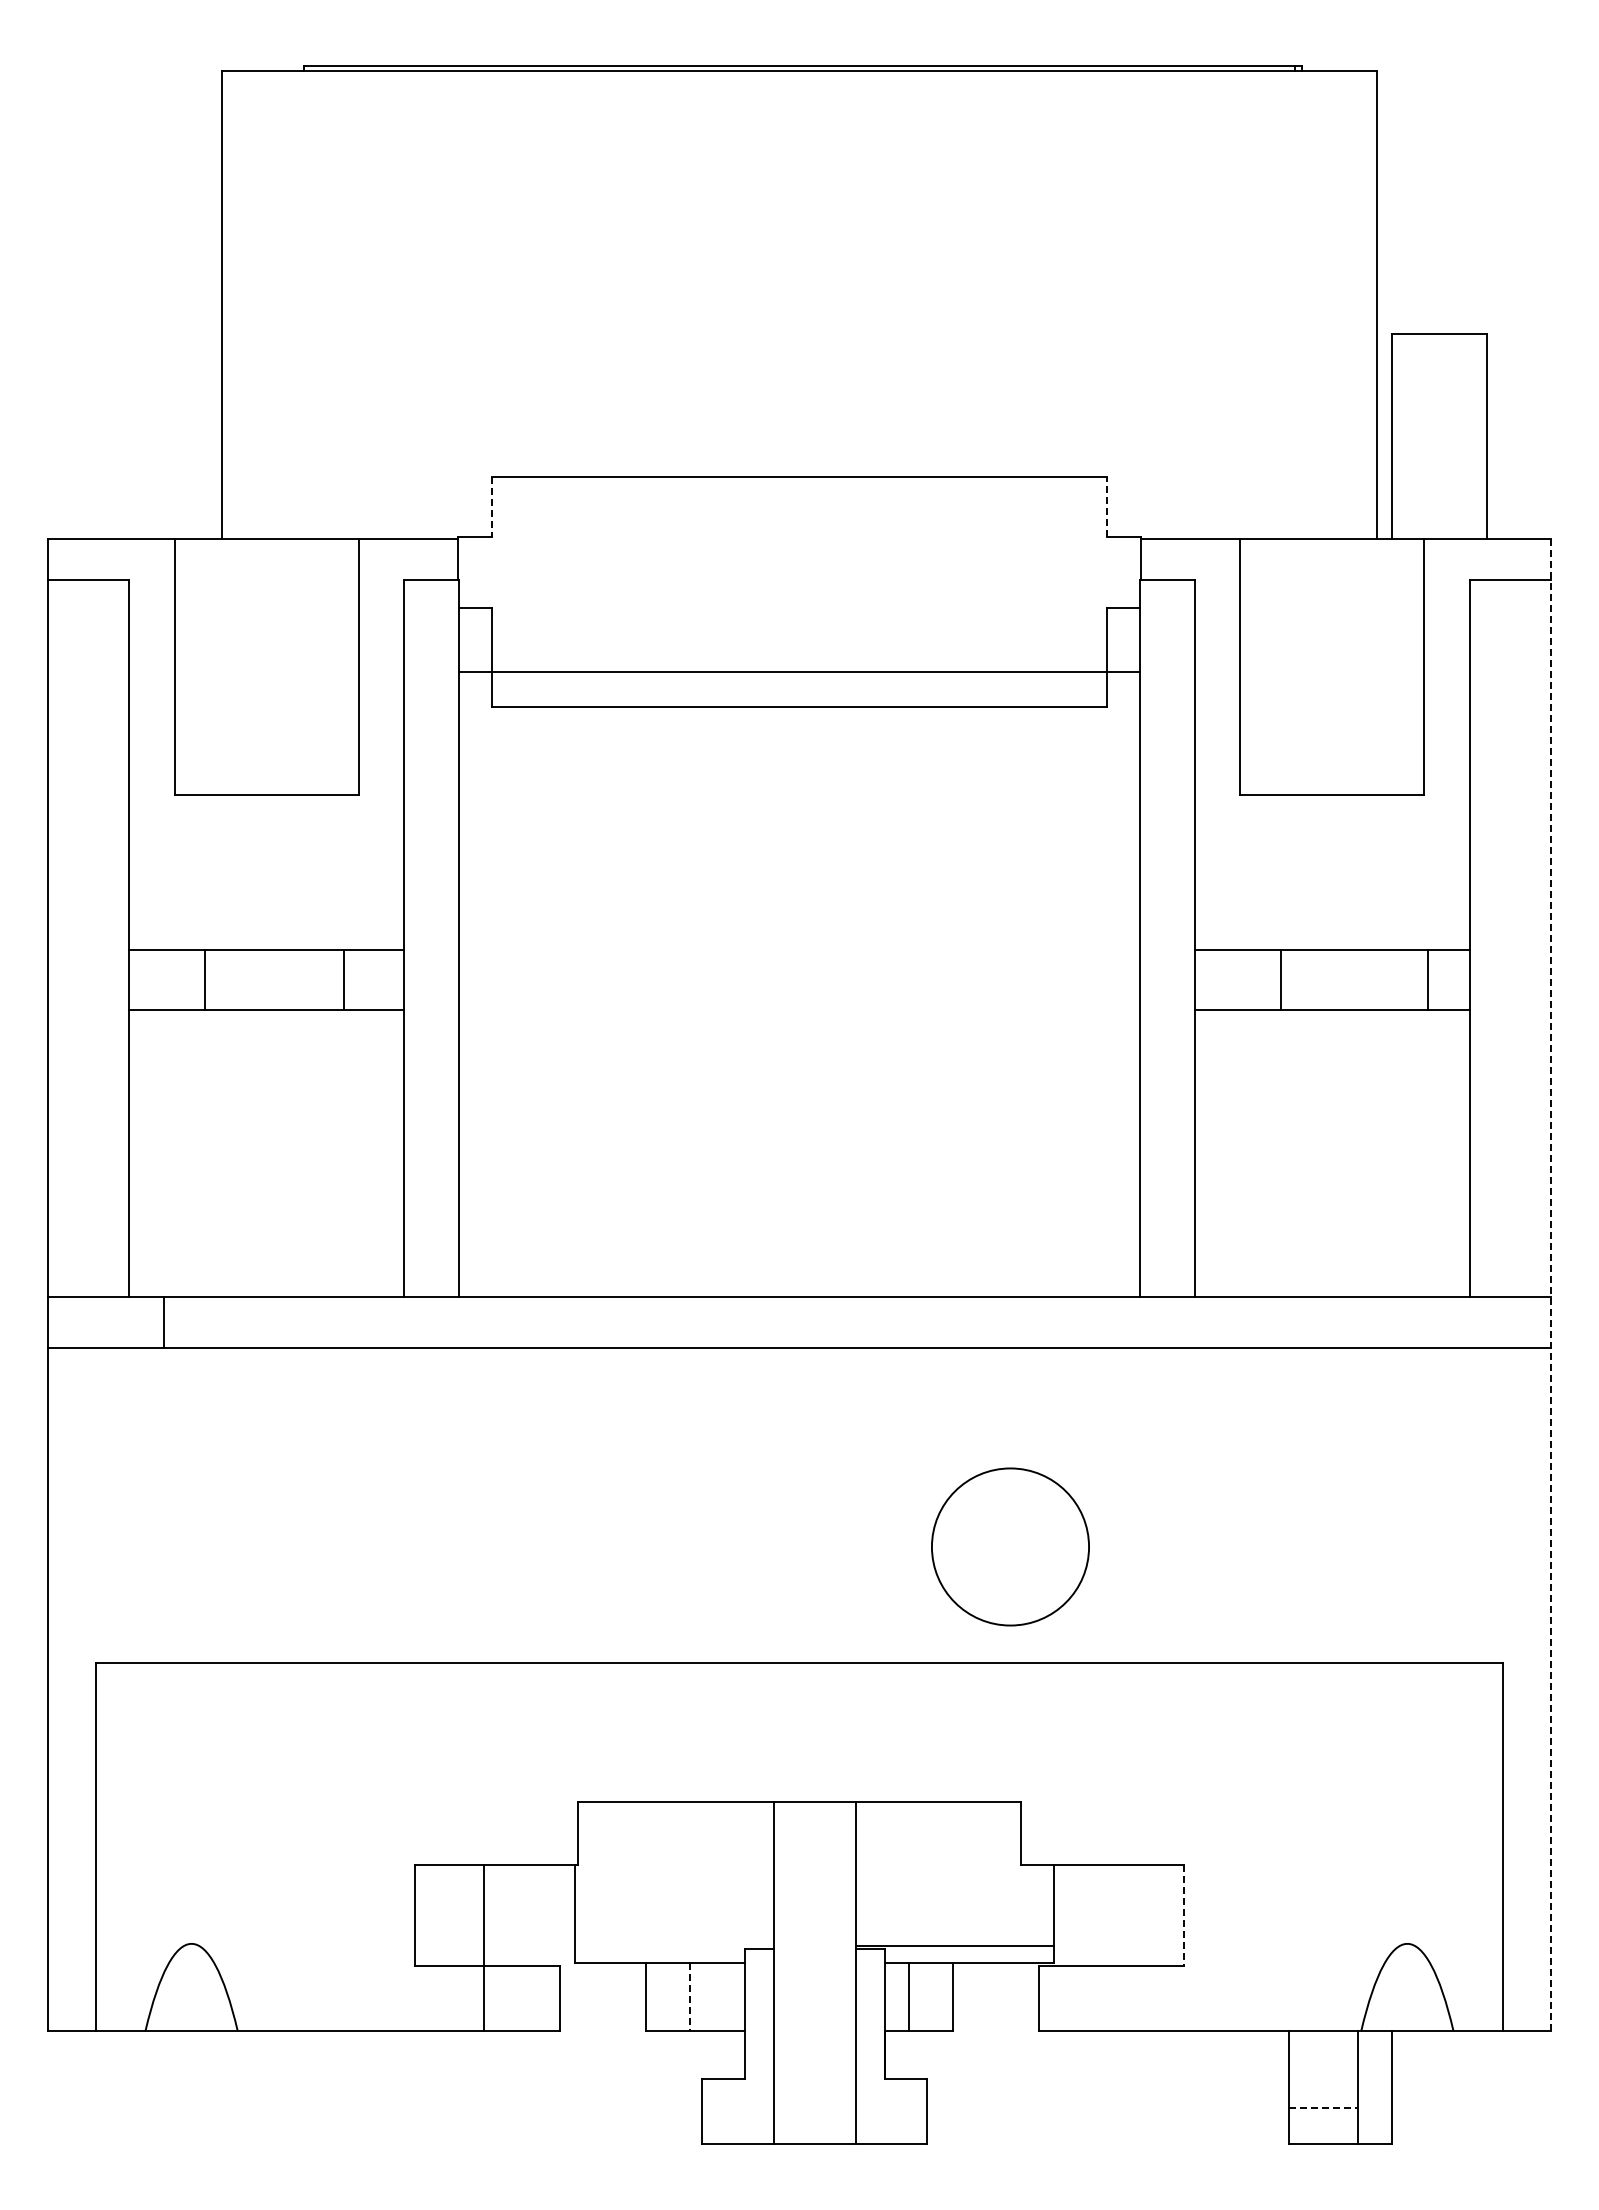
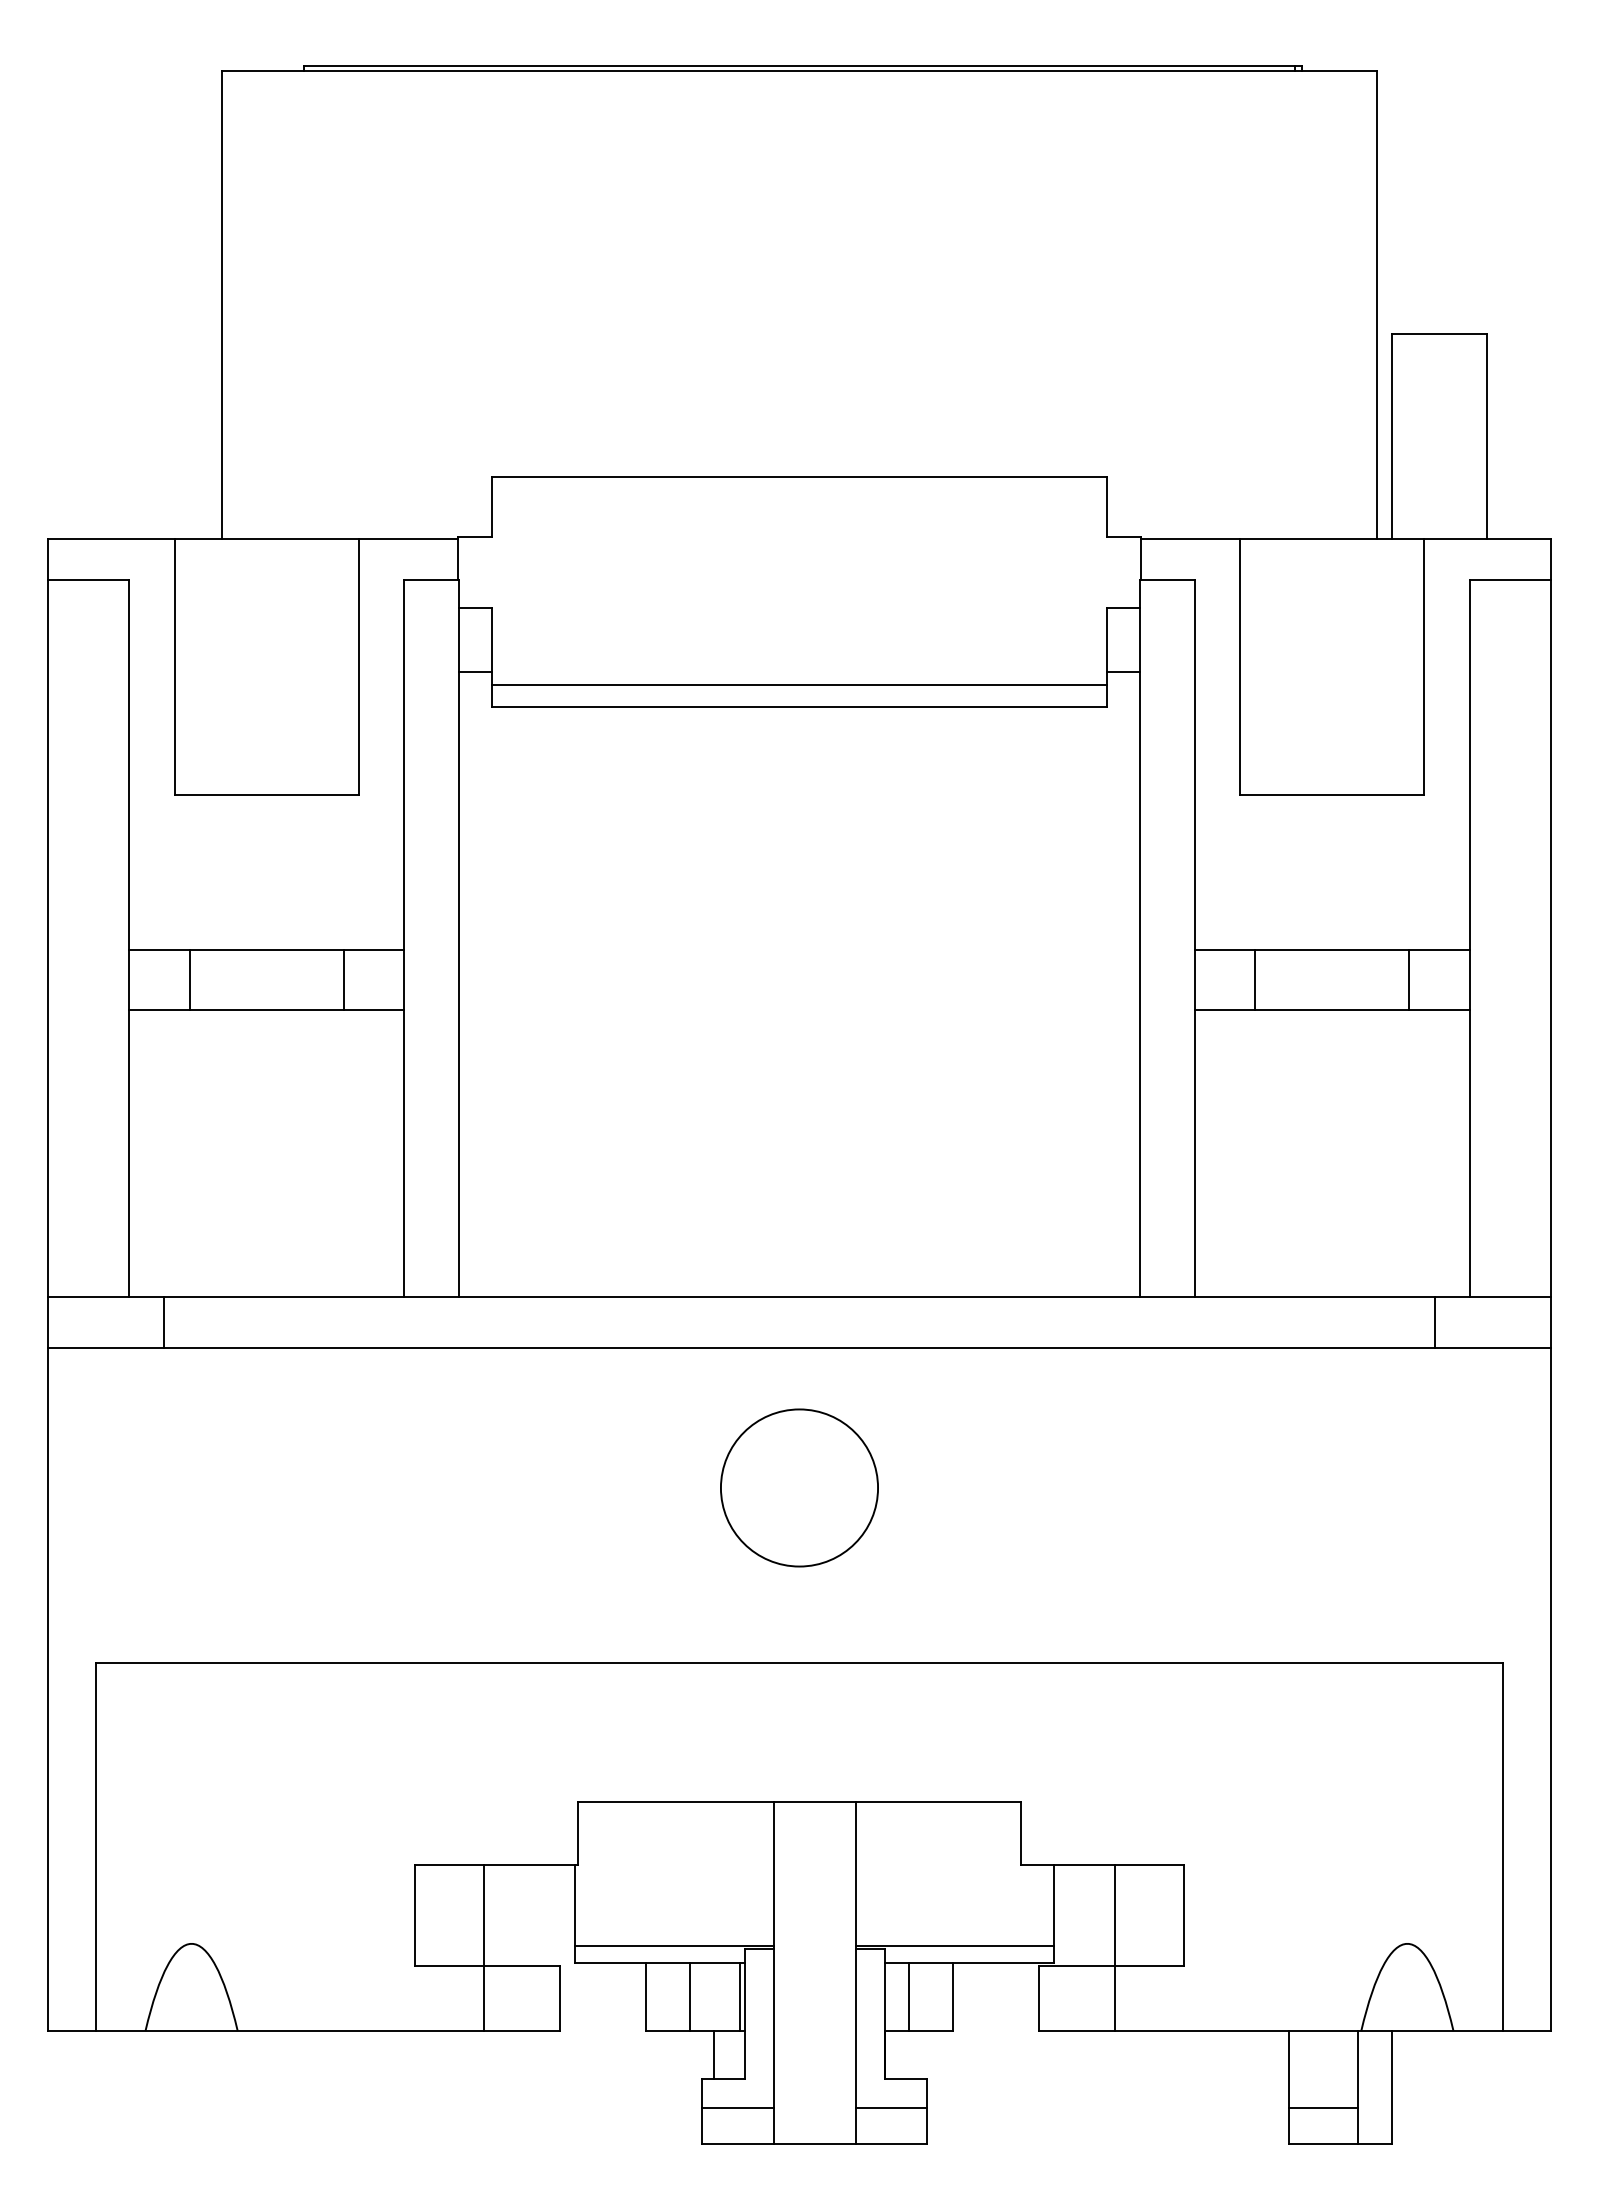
line: dashed -> solid (1106, 506)
line: dashed -> solid (492, 507)
line position: (799, 672) -> (799, 685) (799, 685)
line position: (204, 979) -> (189, 979) (189, 979)
line position: (1281, 979) -> (1255, 979) (1255, 979)
line position: (1428, 979) -> (1409, 979) (1409, 979)
line: dashed -> solid (1550, 1284)
line: none -> present (1434, 1321)
circle position: (1010, 1546) -> (799, 1487) (799, 1487)
line: dashed -> solid (1183, 1916)
line: none -> present (674, 1945)
line: none -> present (1115, 1948)
line: none -> present (739, 1996)
line: dashed -> solid (690, 1997)
line: none -> present (714, 2054)
line: none -> present (737, 2107)
line: none -> present (891, 2107)
line: dashed -> solid (1323, 2107)
